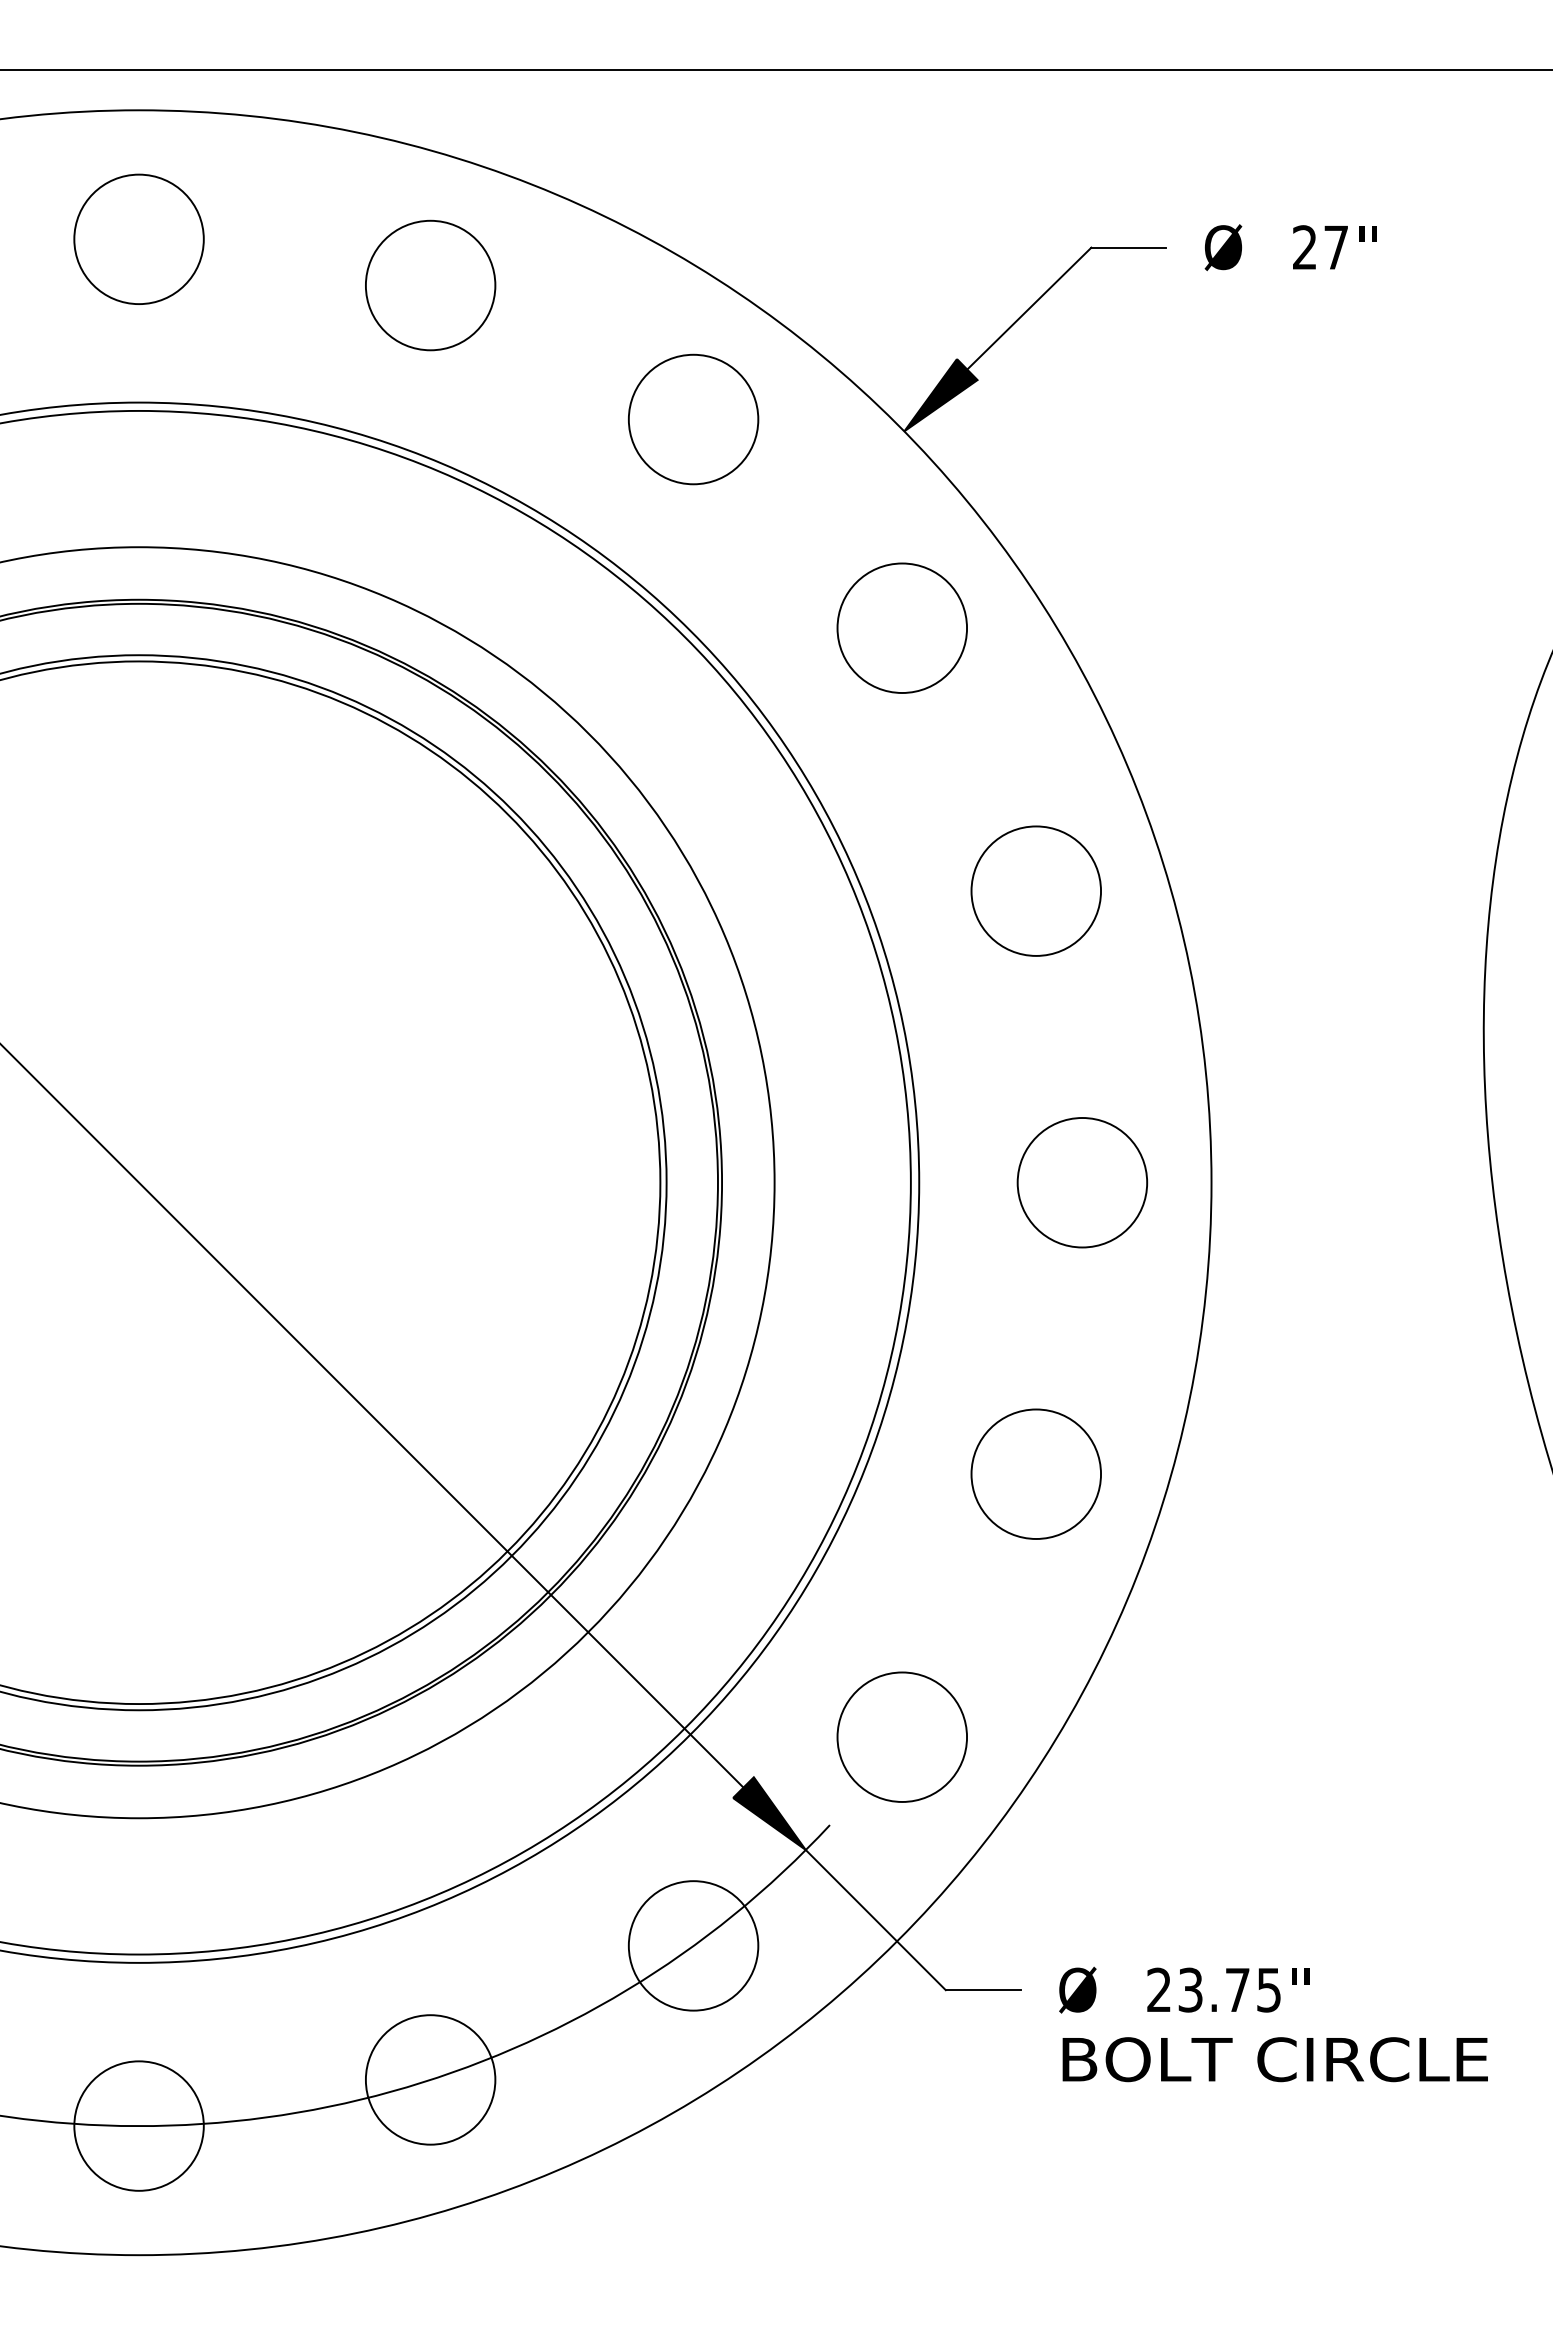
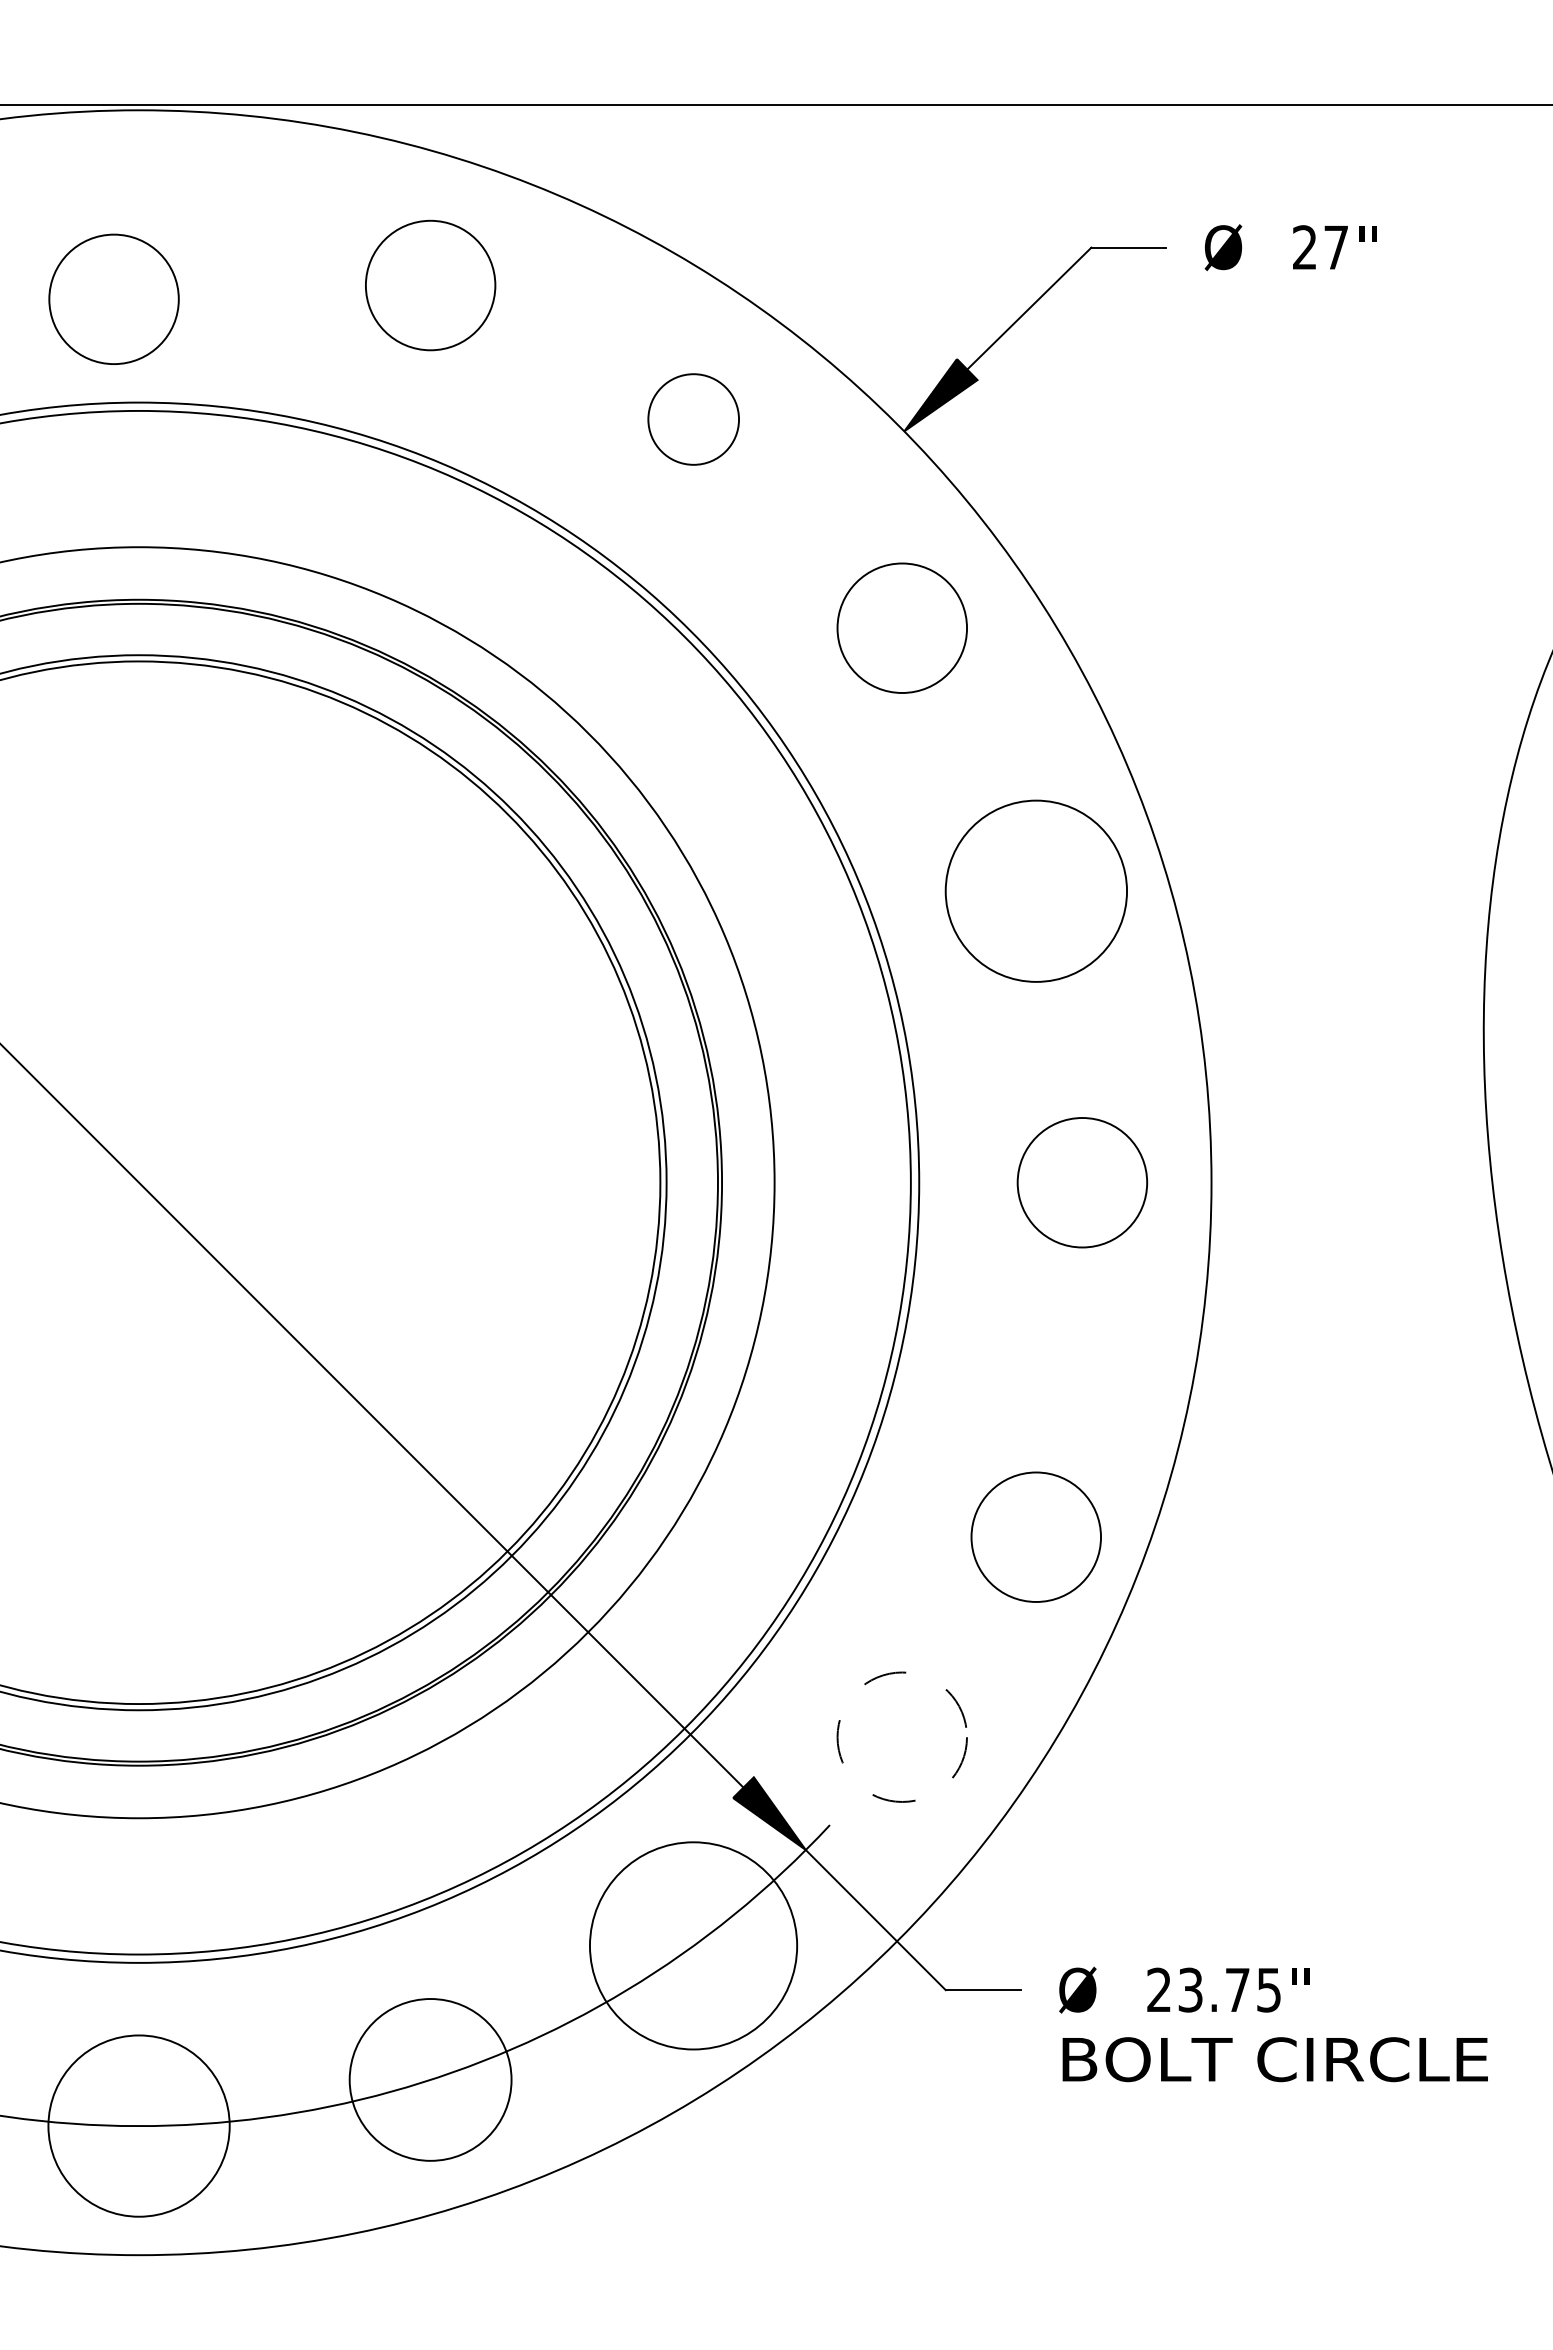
line position: (775, 70) -> (775, 105) (775, 105)
circle position: (138, 238) -> (113, 298) (113, 298)
circle size: 132x133 px -> 93x93 px (693, 419)
circle size: 132x132 px -> 184x184 px (1035, 890)
circle position: (1035, 1473) -> (1035, 1536) (1035, 1536)
circle: solid -> dashed (902, 1736)
circle diameter: 129 px -> 207 px (693, 1945)
circle diameter: 129 px -> 162 px (430, 2079)
circle diameter: 129 px -> 181 px (138, 2125)
